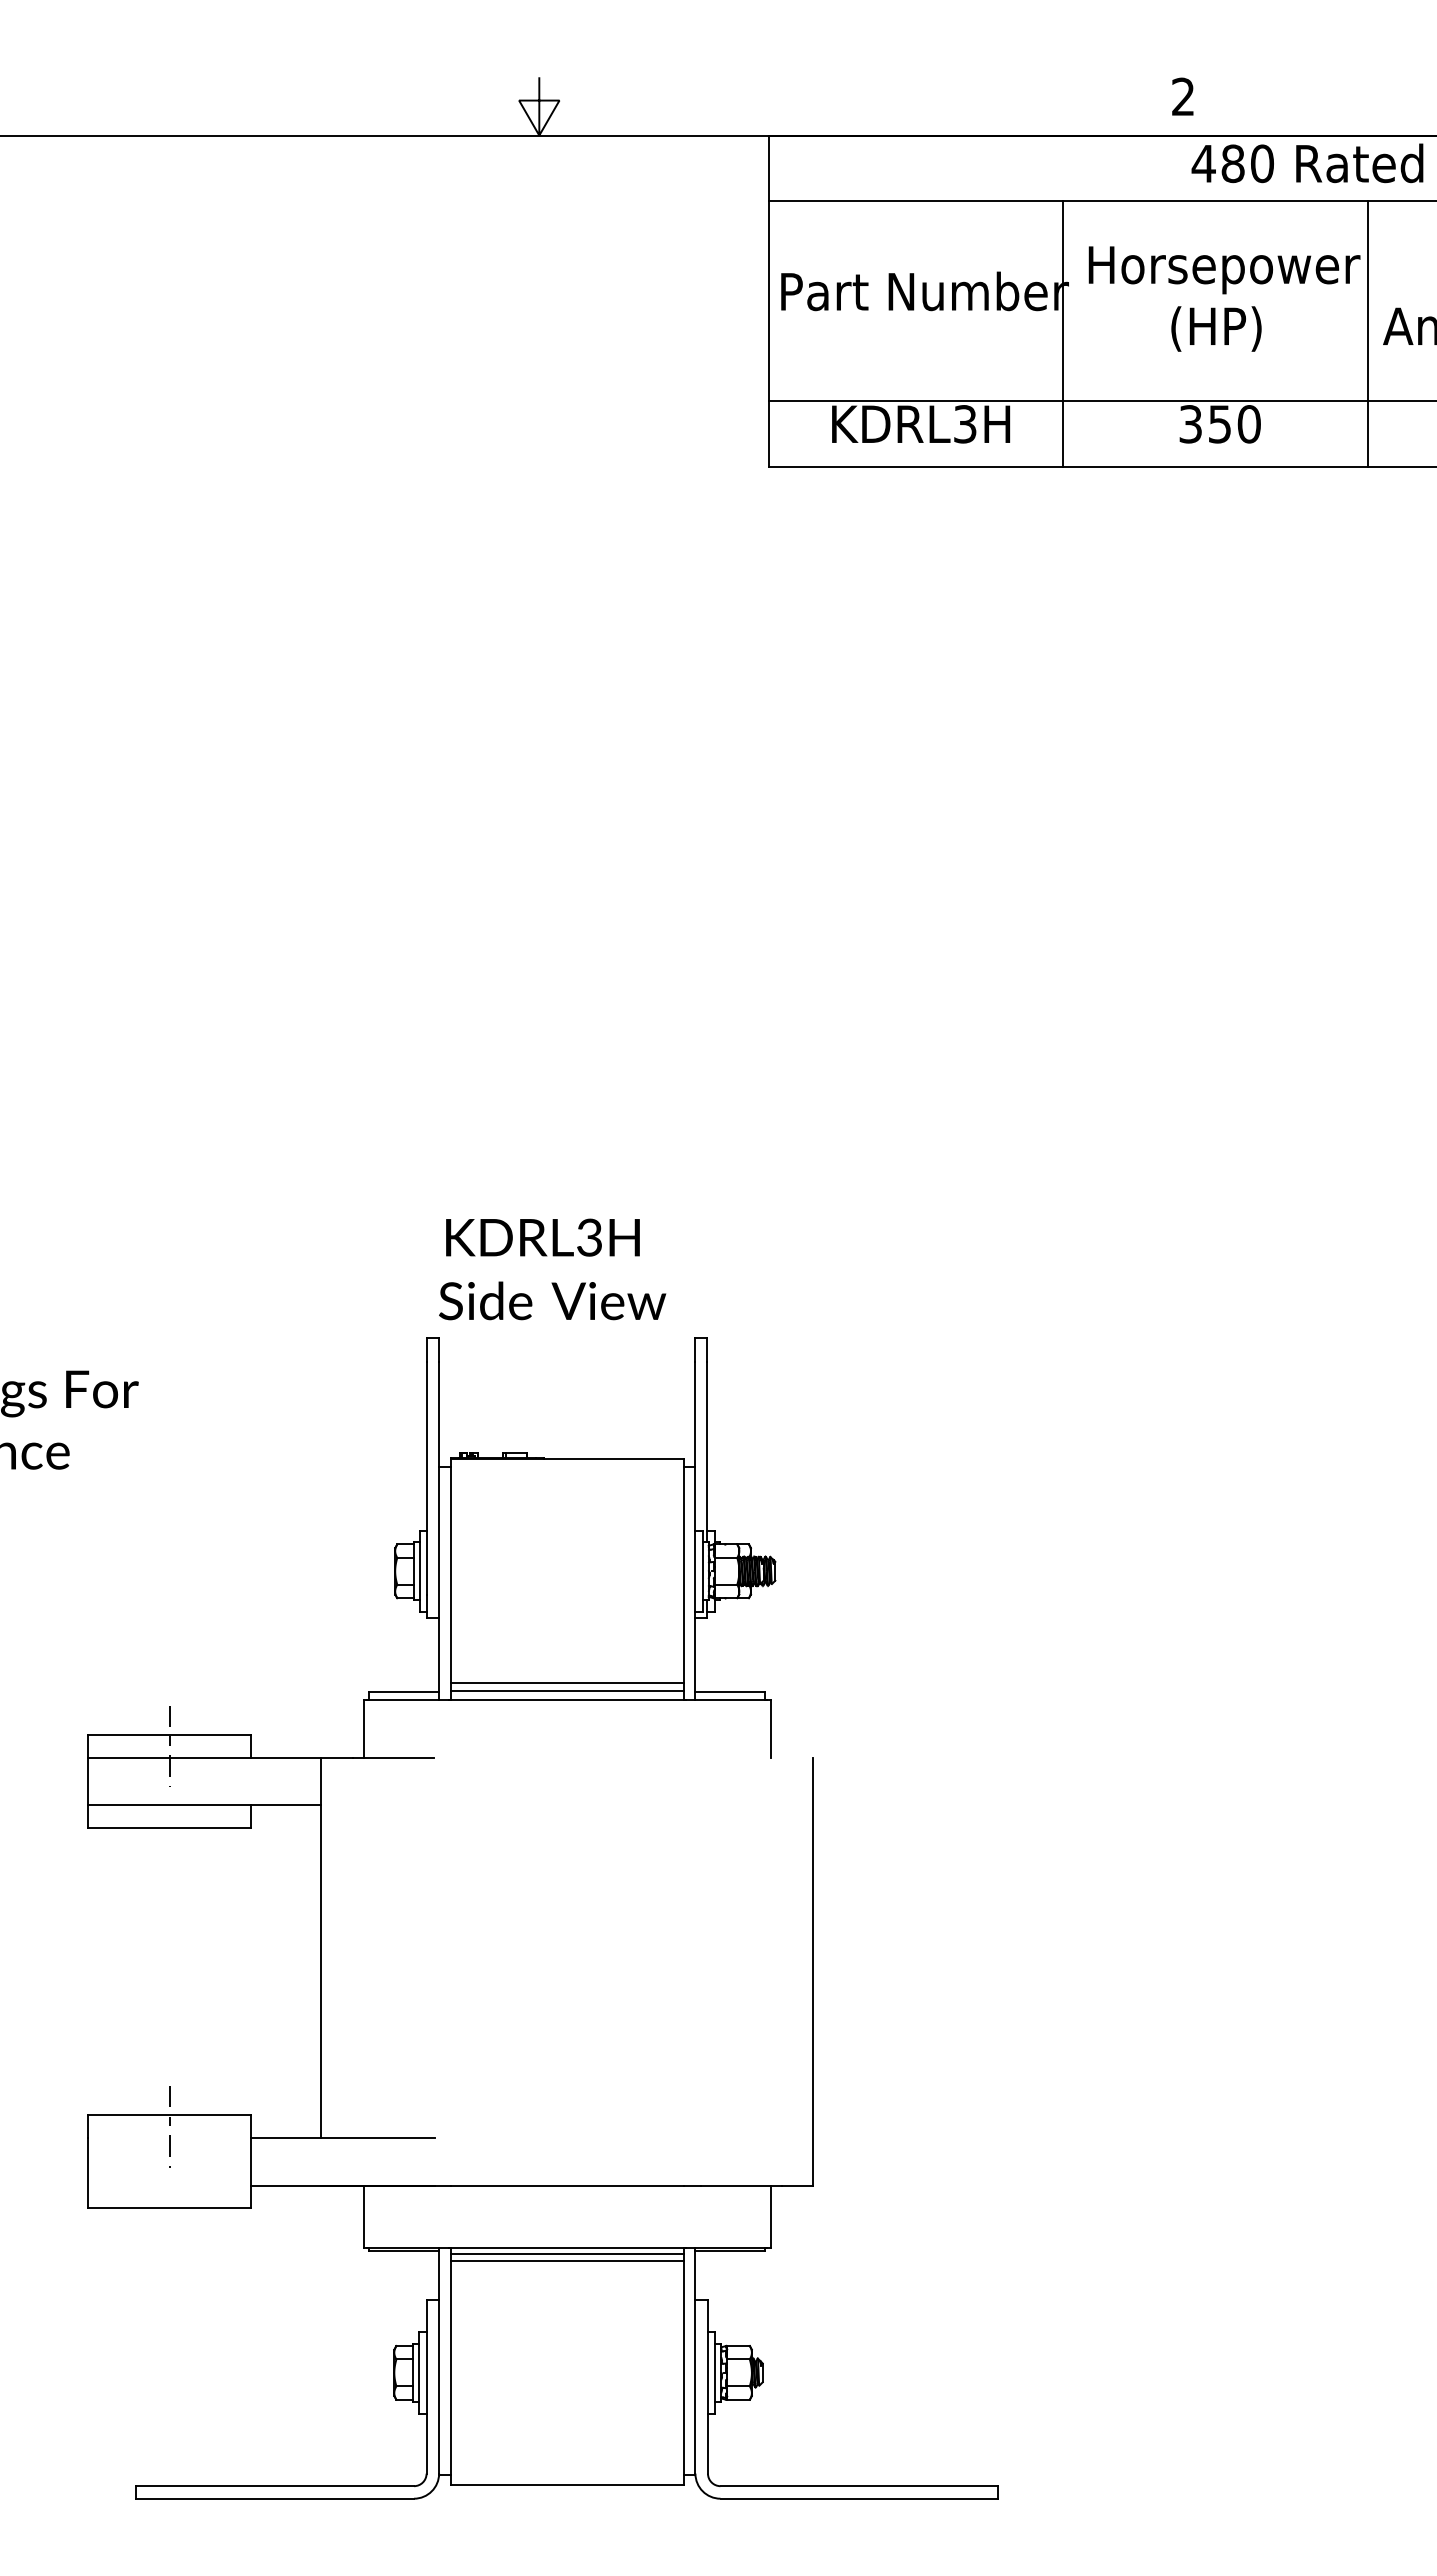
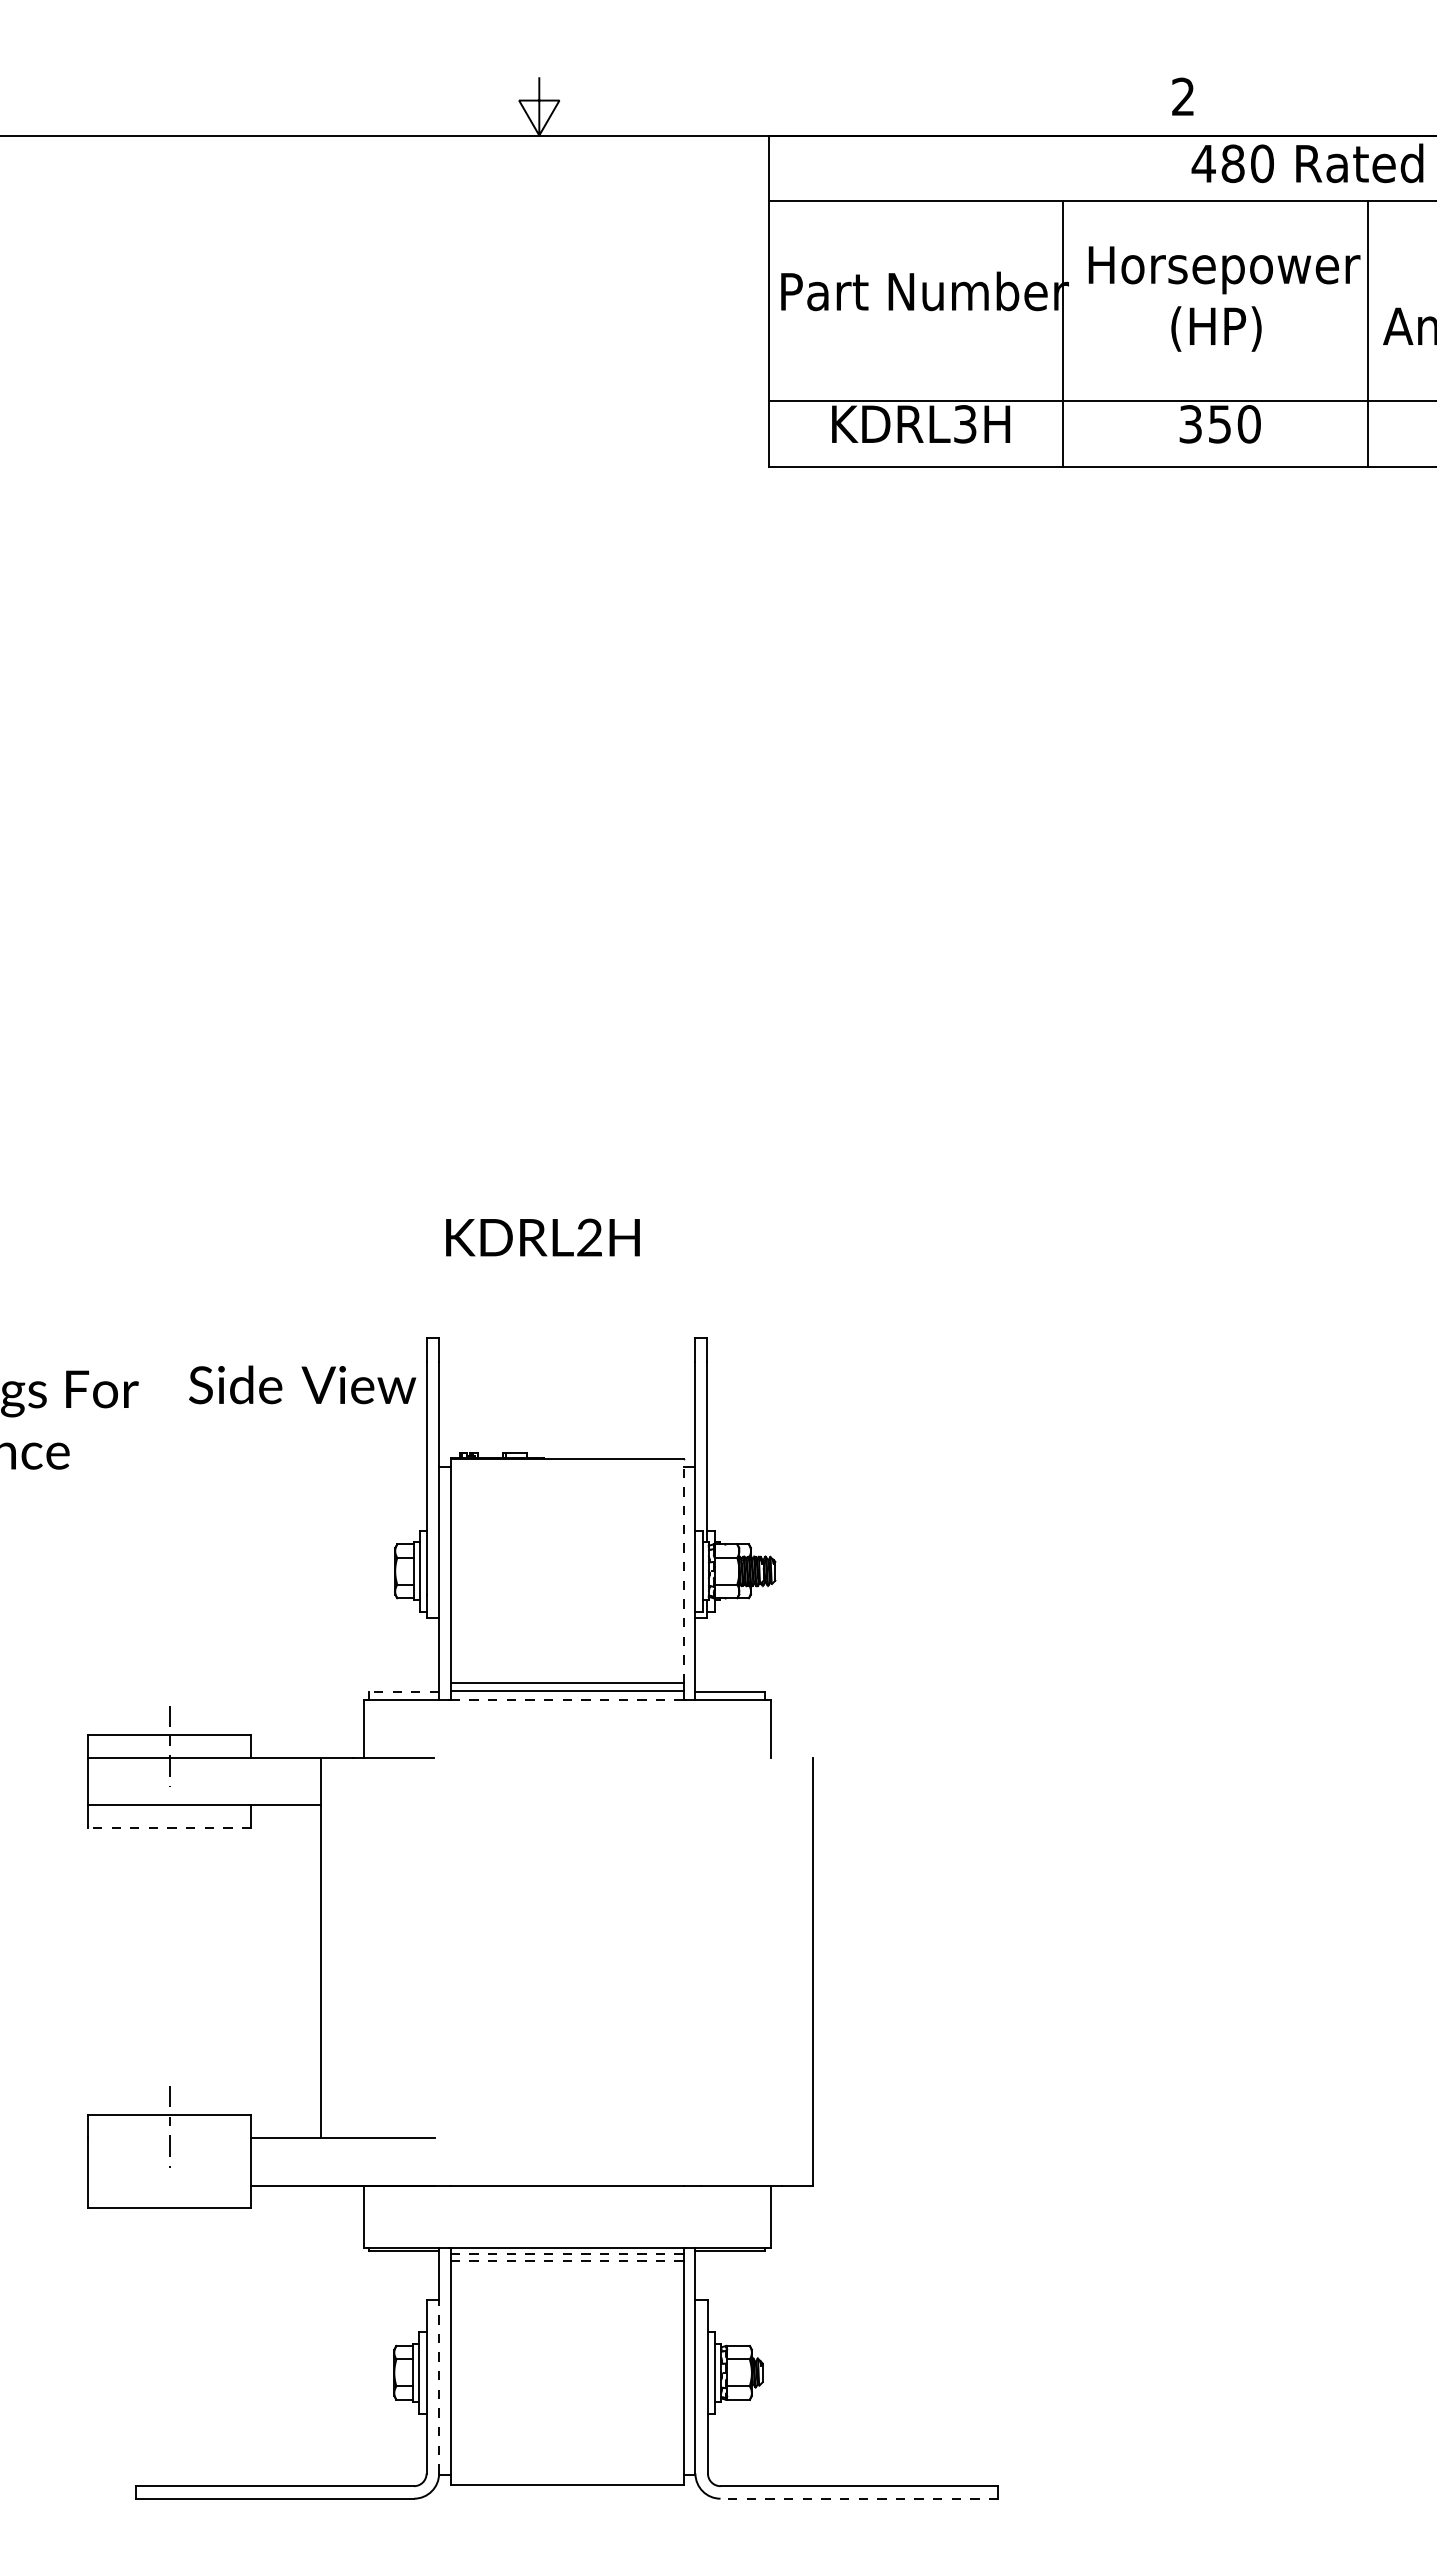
text: KDRL3H -> KDRL2H (589, 1238)
text position: (552, 1300) -> (302, 1384) (302, 1384)
line: solid -> dashed (683, 1571)
line: solid -> dashed (404, 1691)
line: solid -> dashed (567, 1699)
line: solid -> dashed (169, 1828)
line: solid -> dashed (567, 2253)
line: solid -> dashed (567, 2261)
line: solid -> dashed (439, 2386)
line: solid -> dashed (859, 2498)
